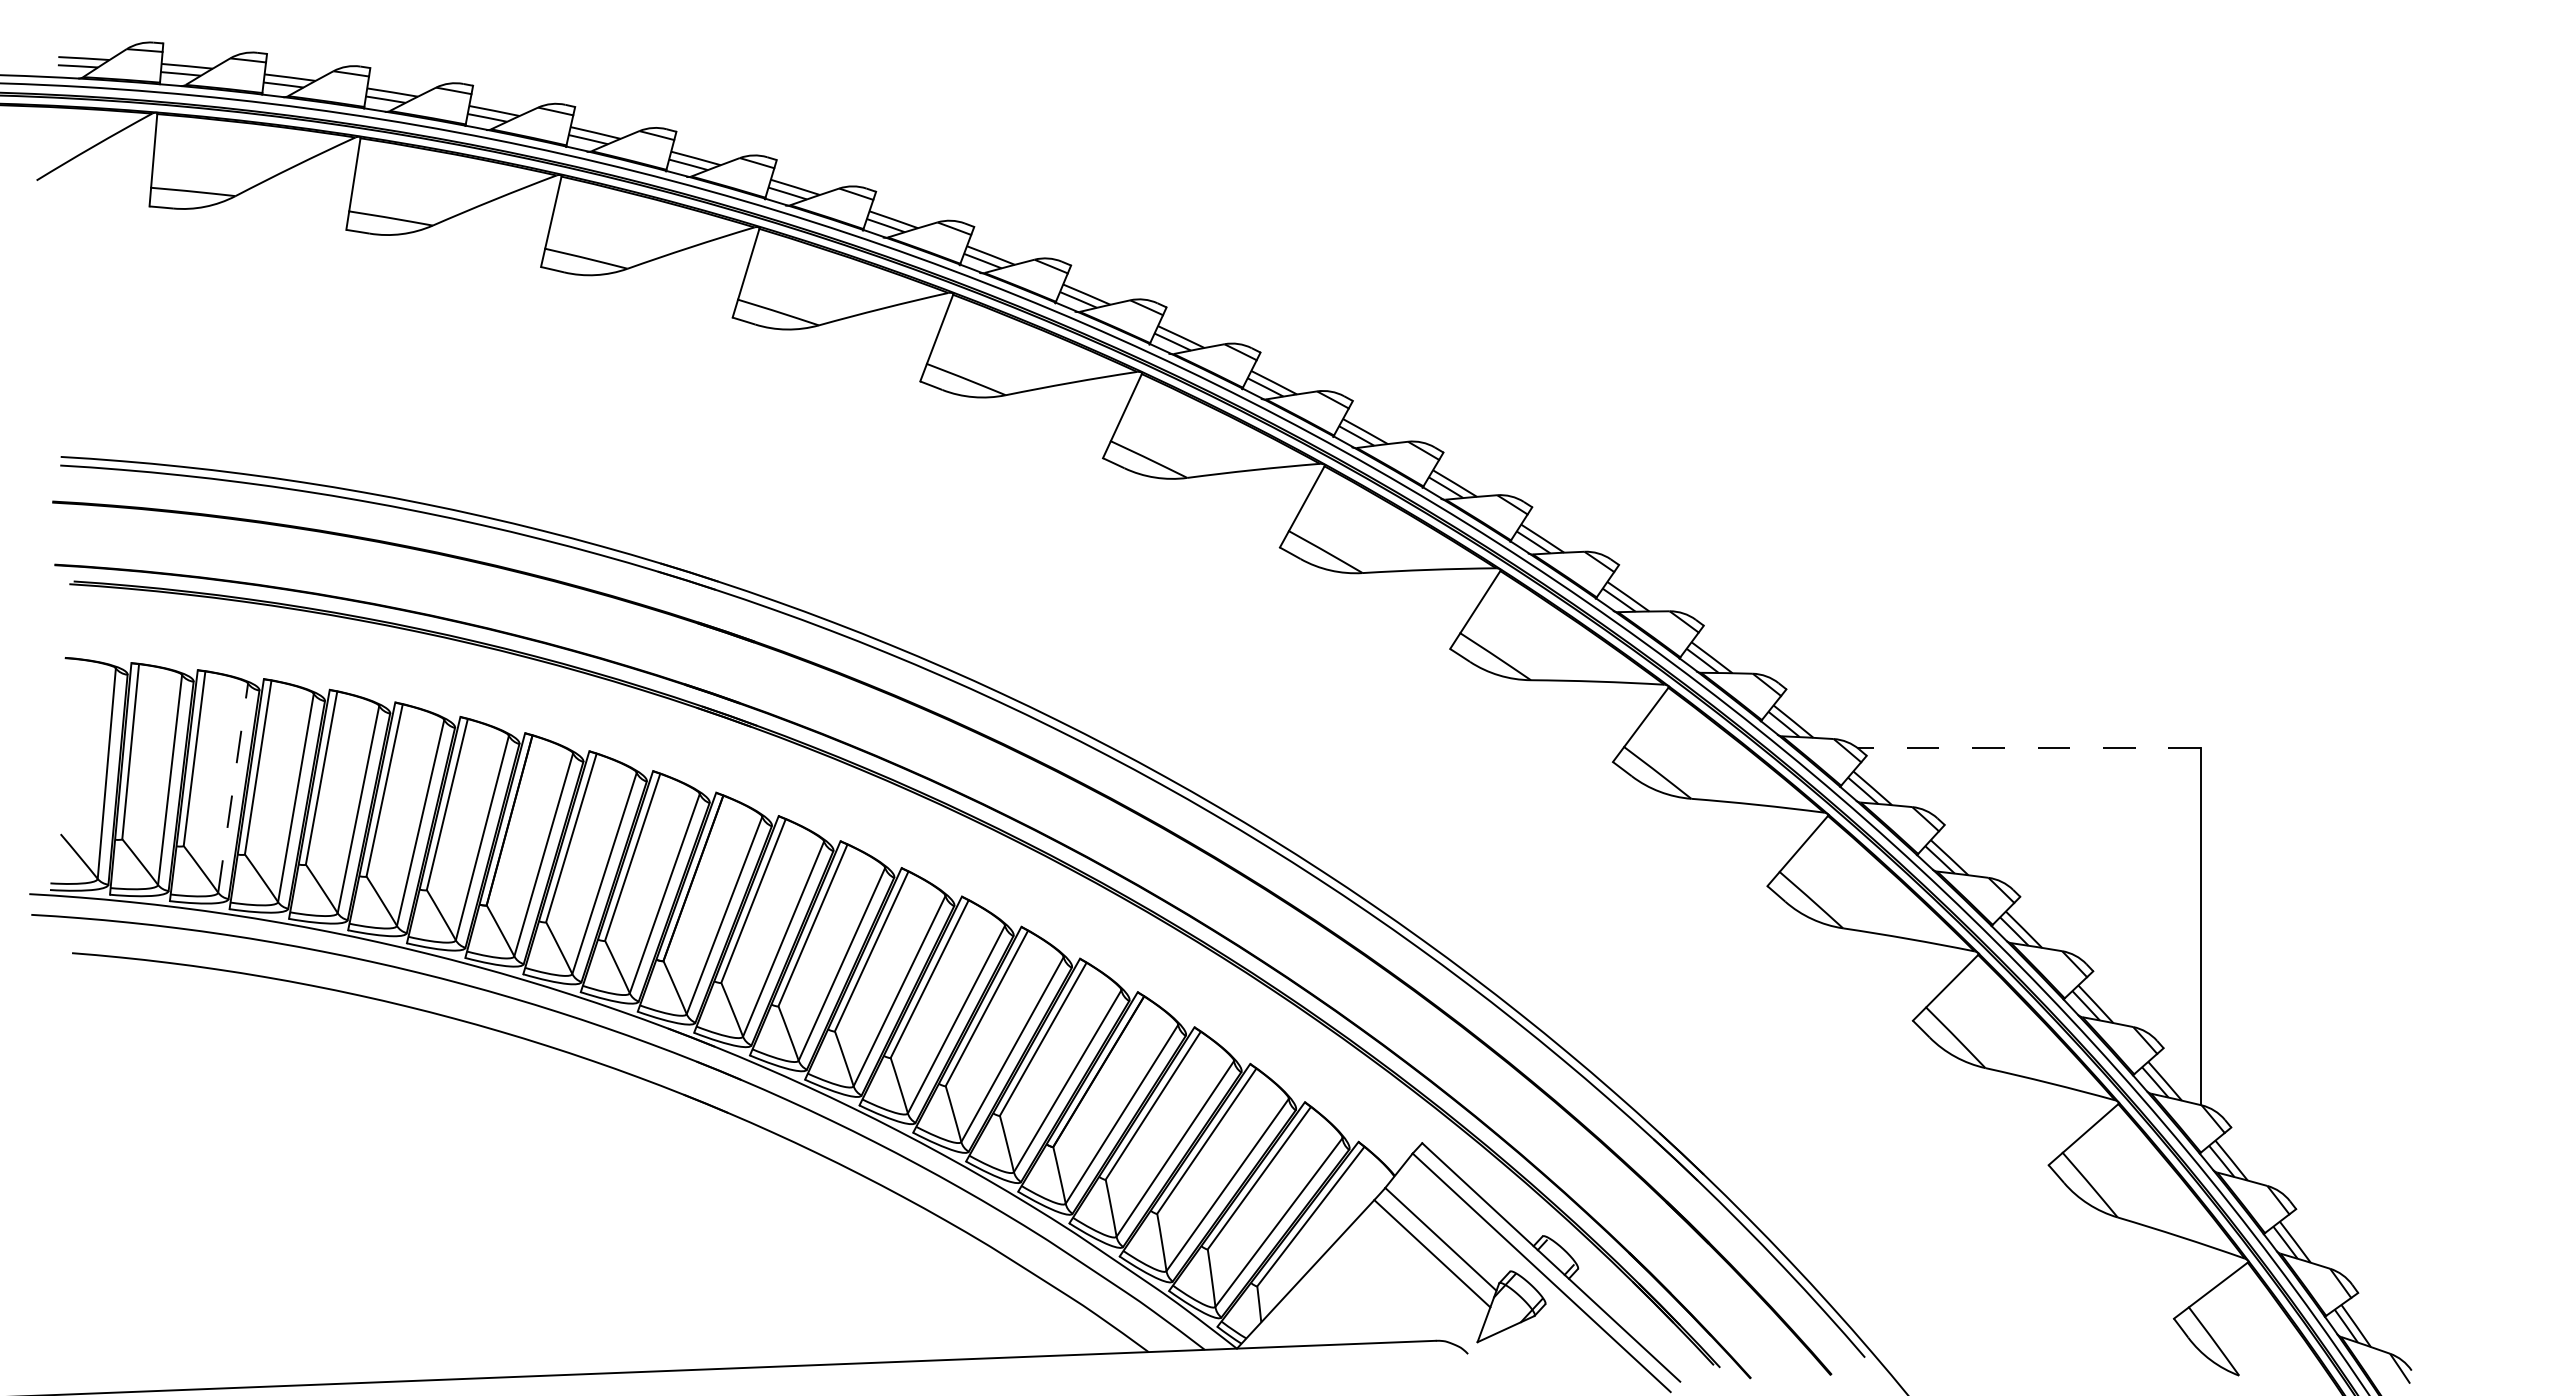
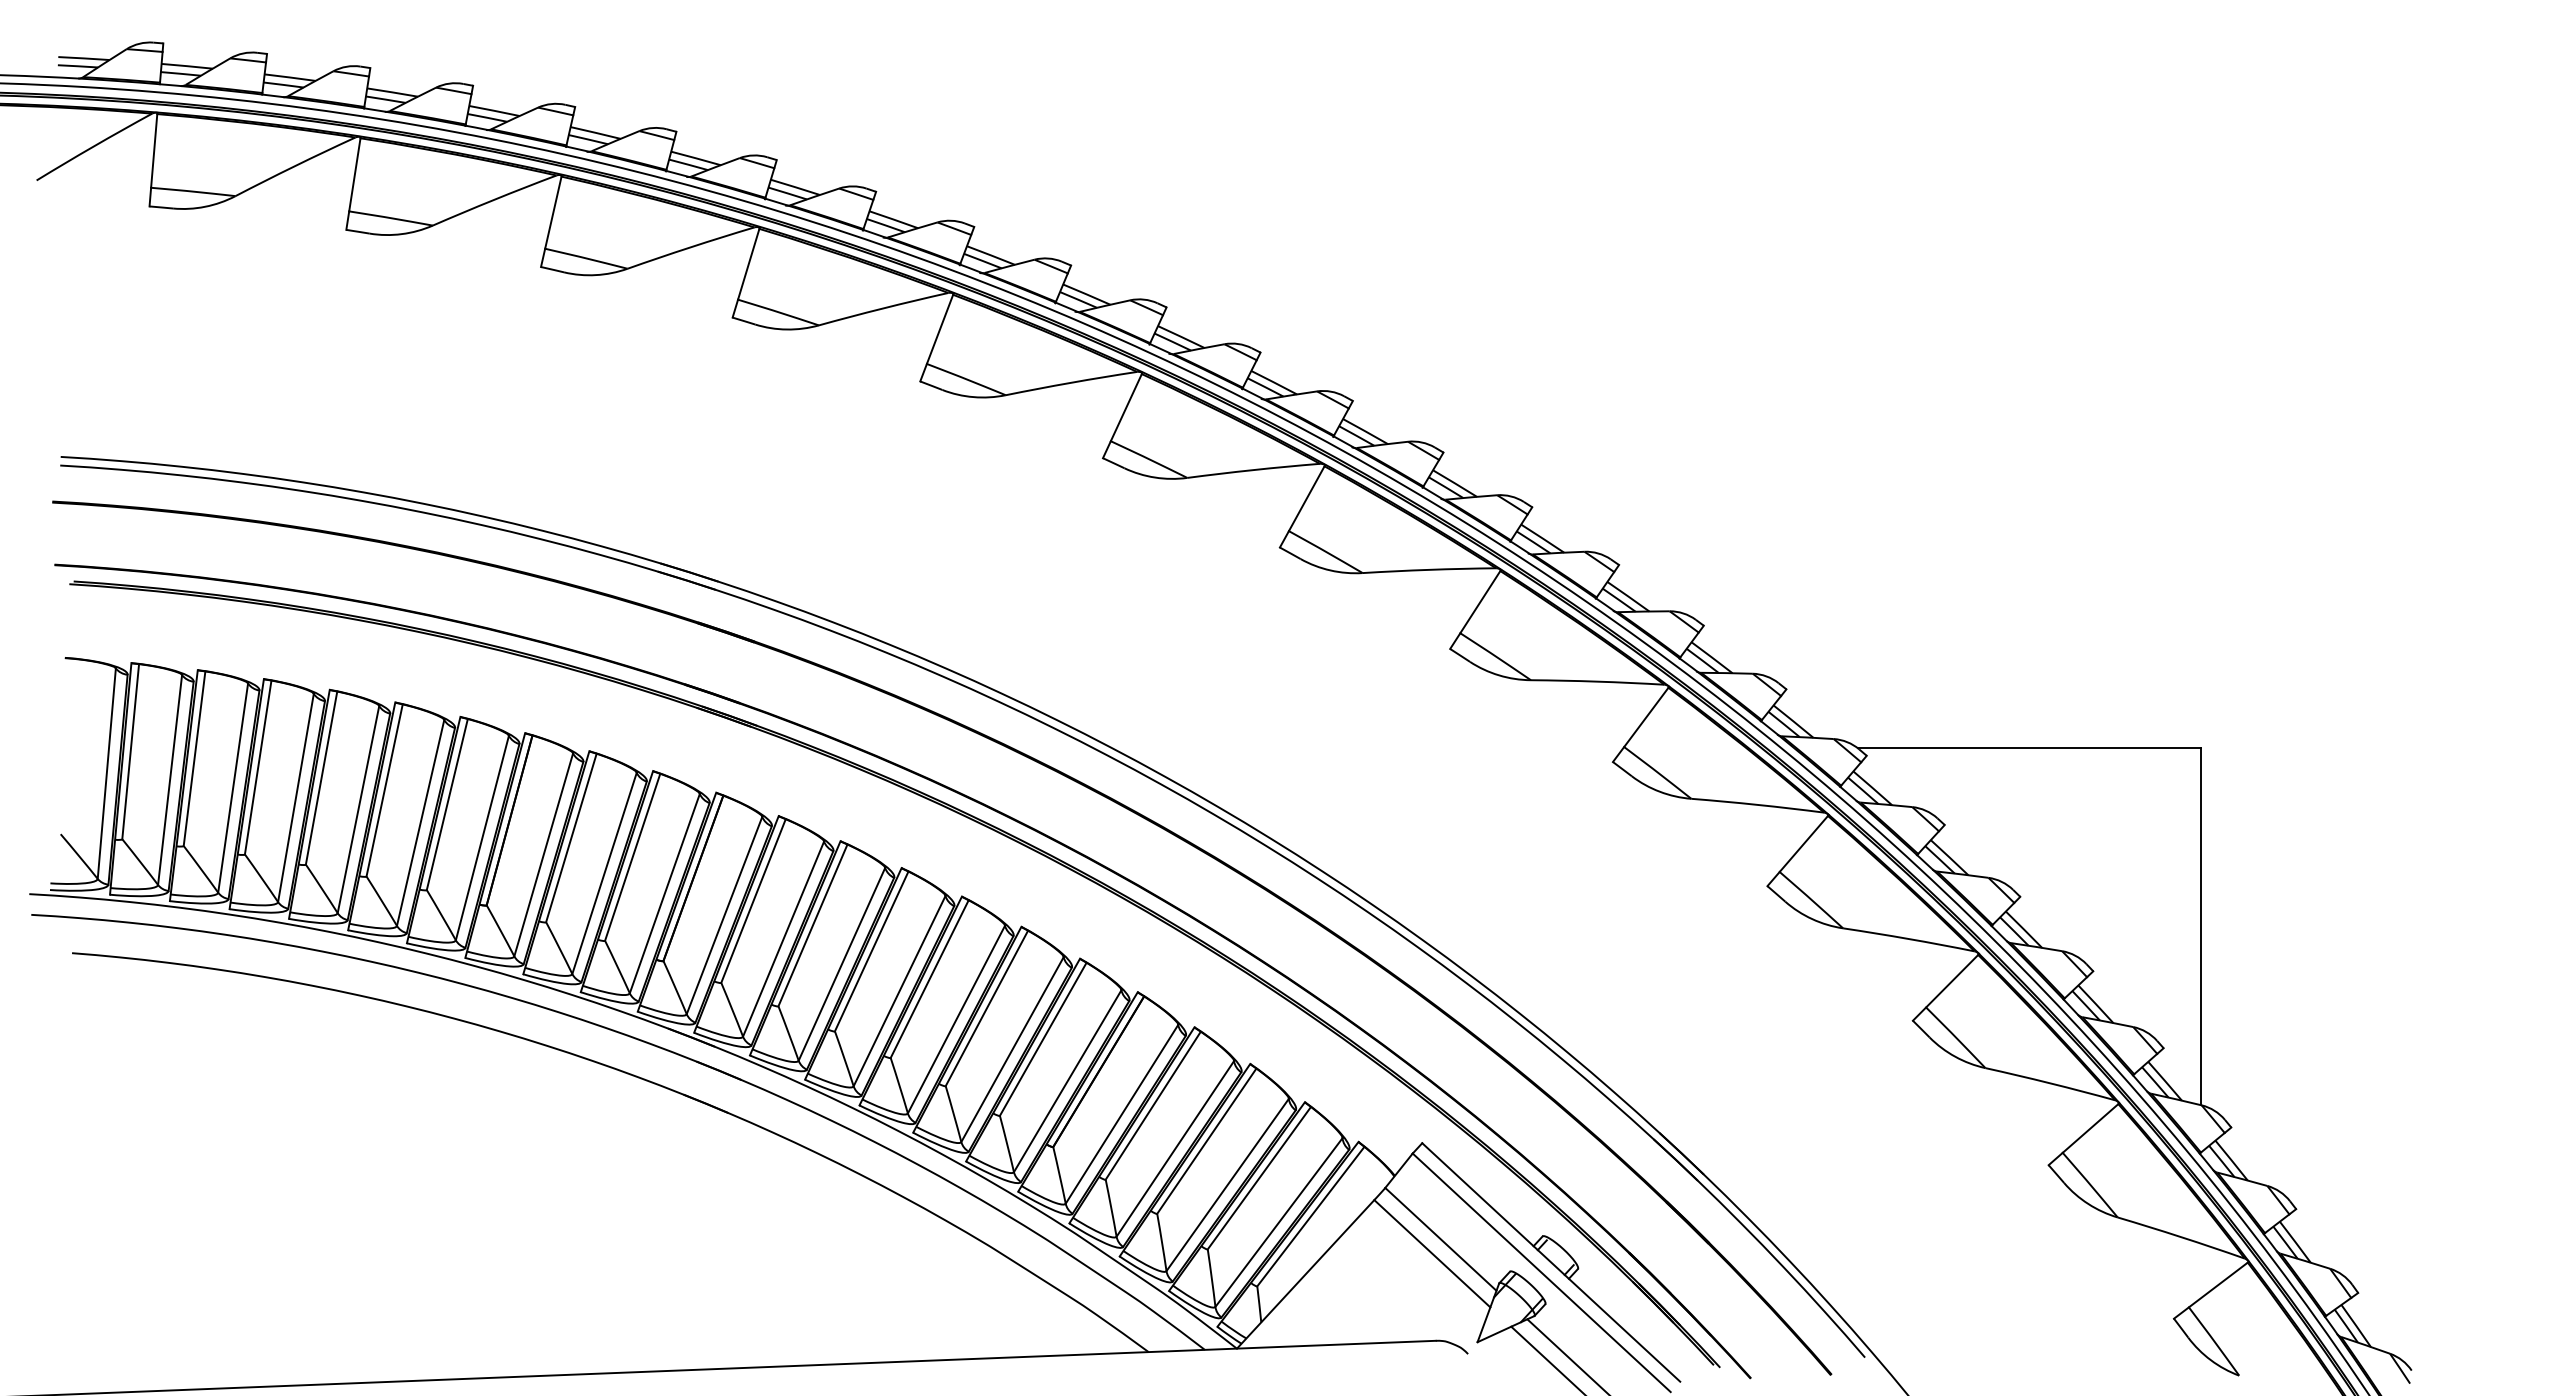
line: dashed -> solid (2029, 748)
line: dashed -> solid (233, 788)
line: none -> present (1566, 1355)
line: none -> present (1546, 1359)
